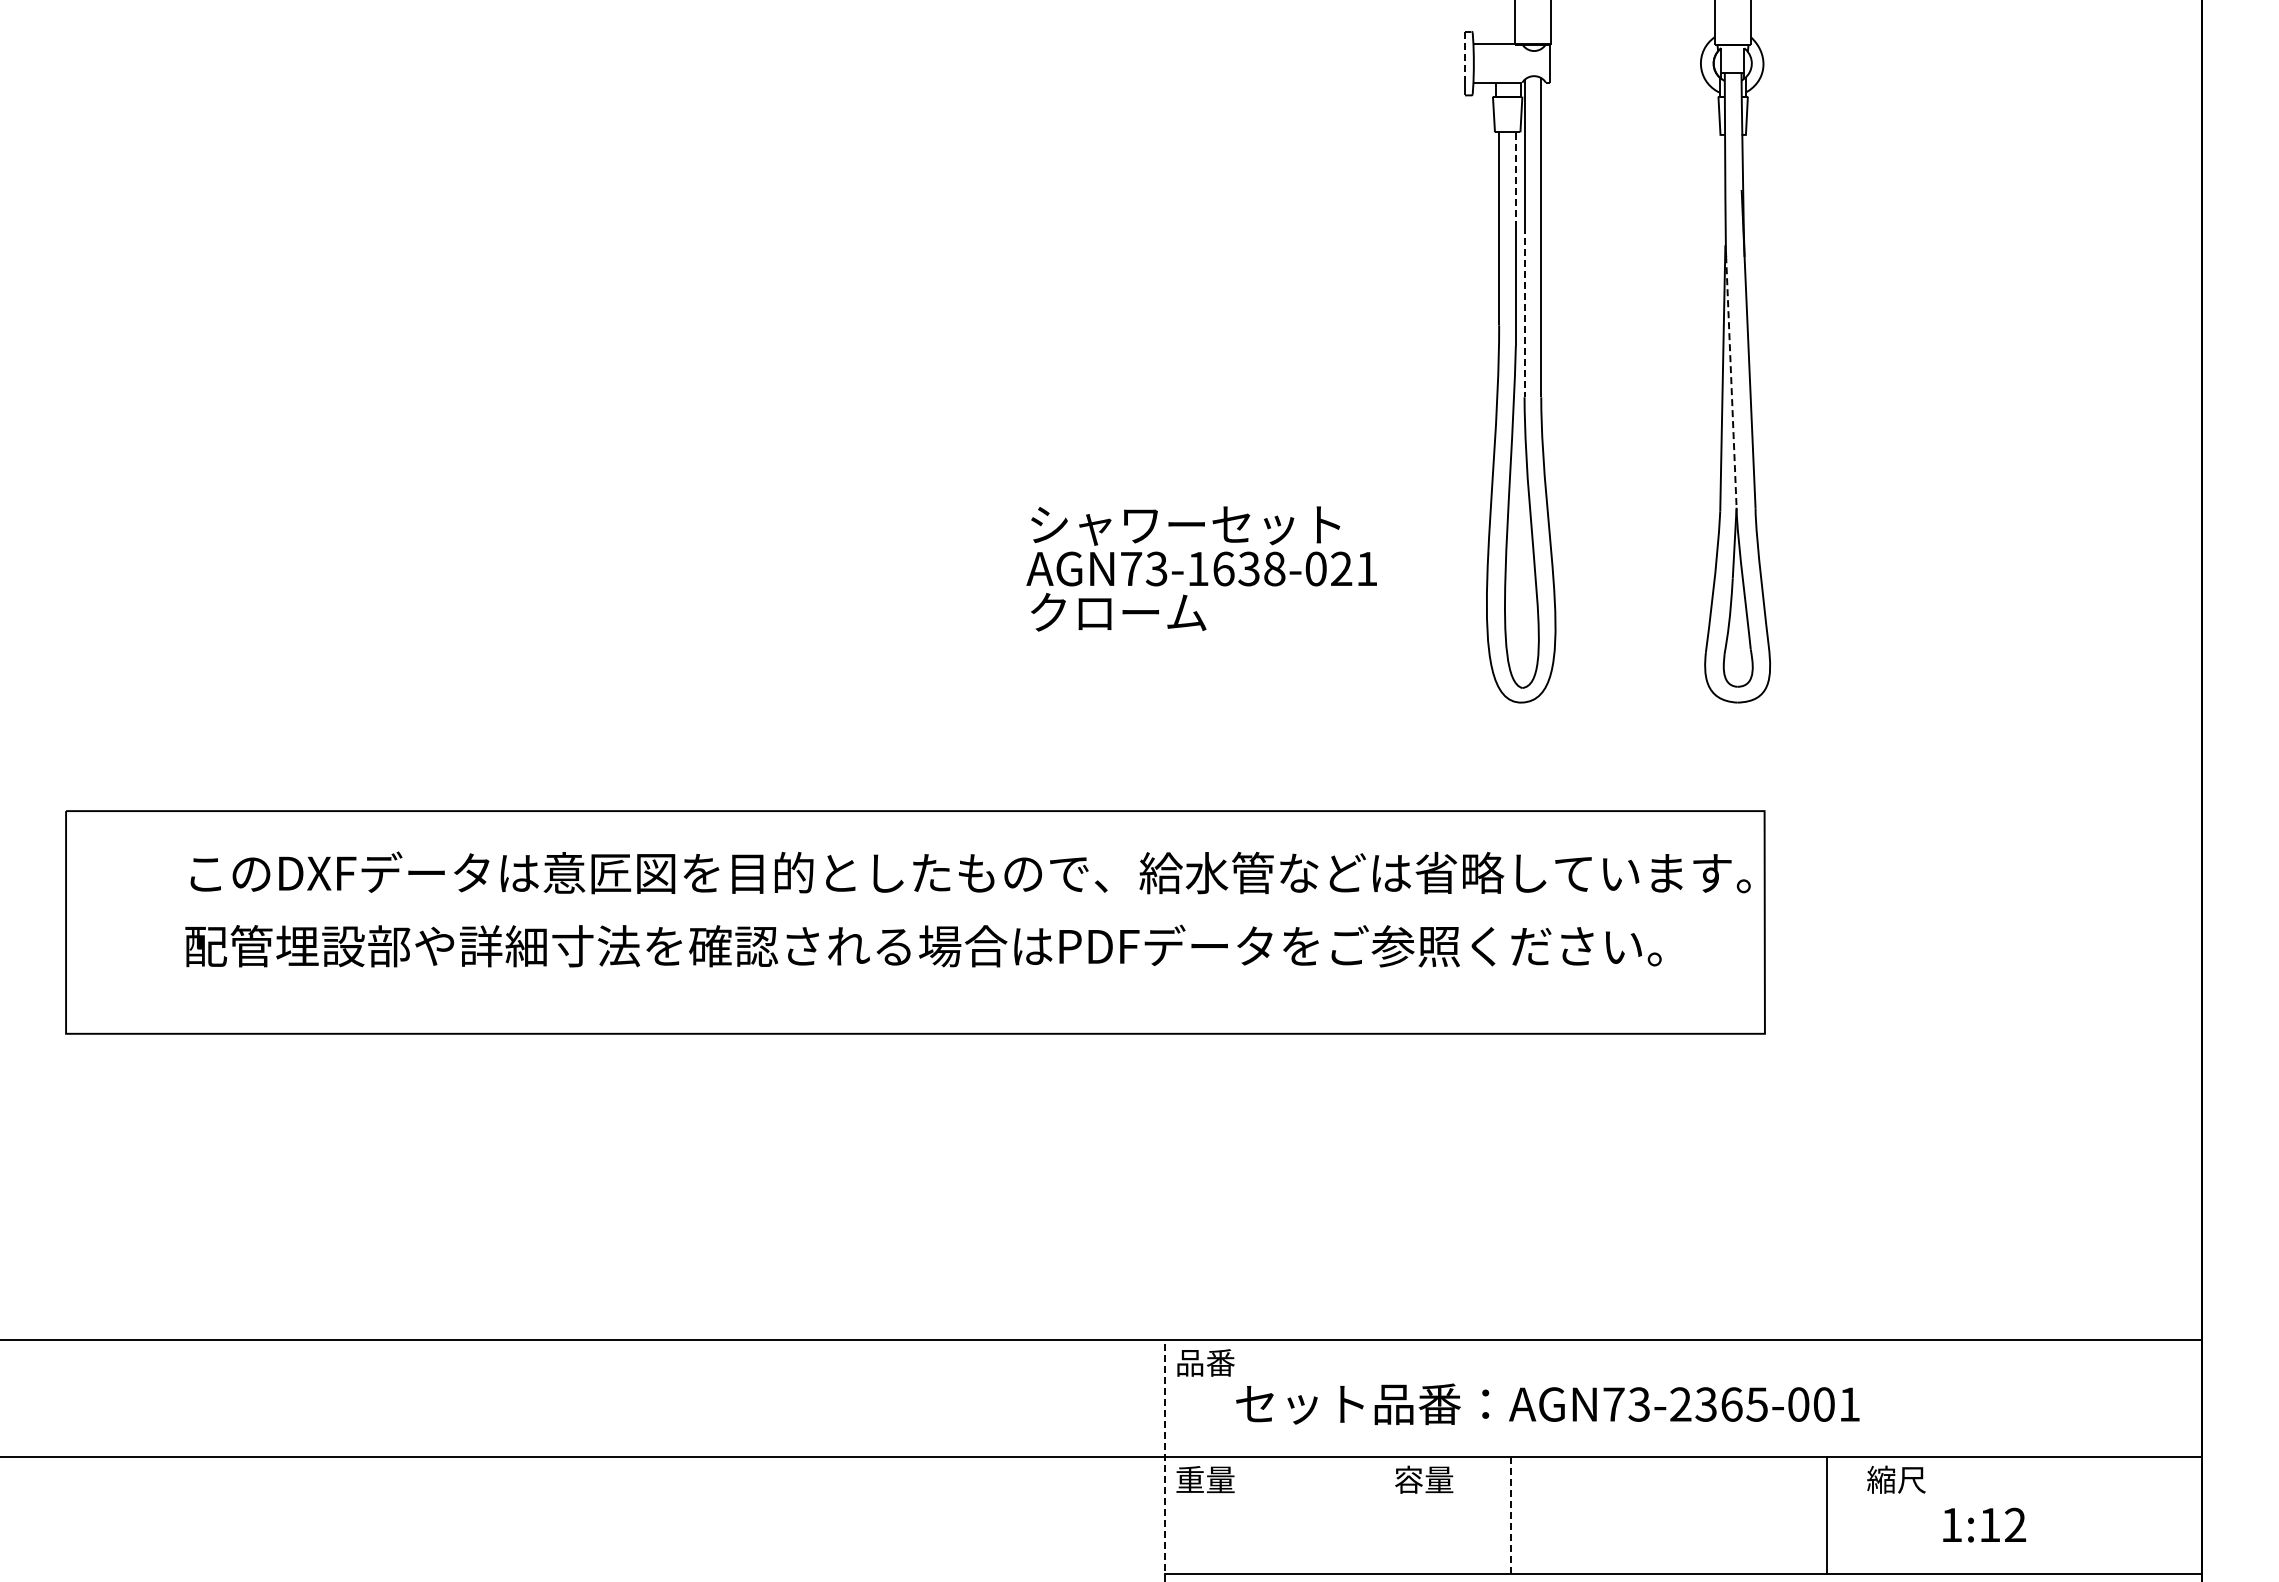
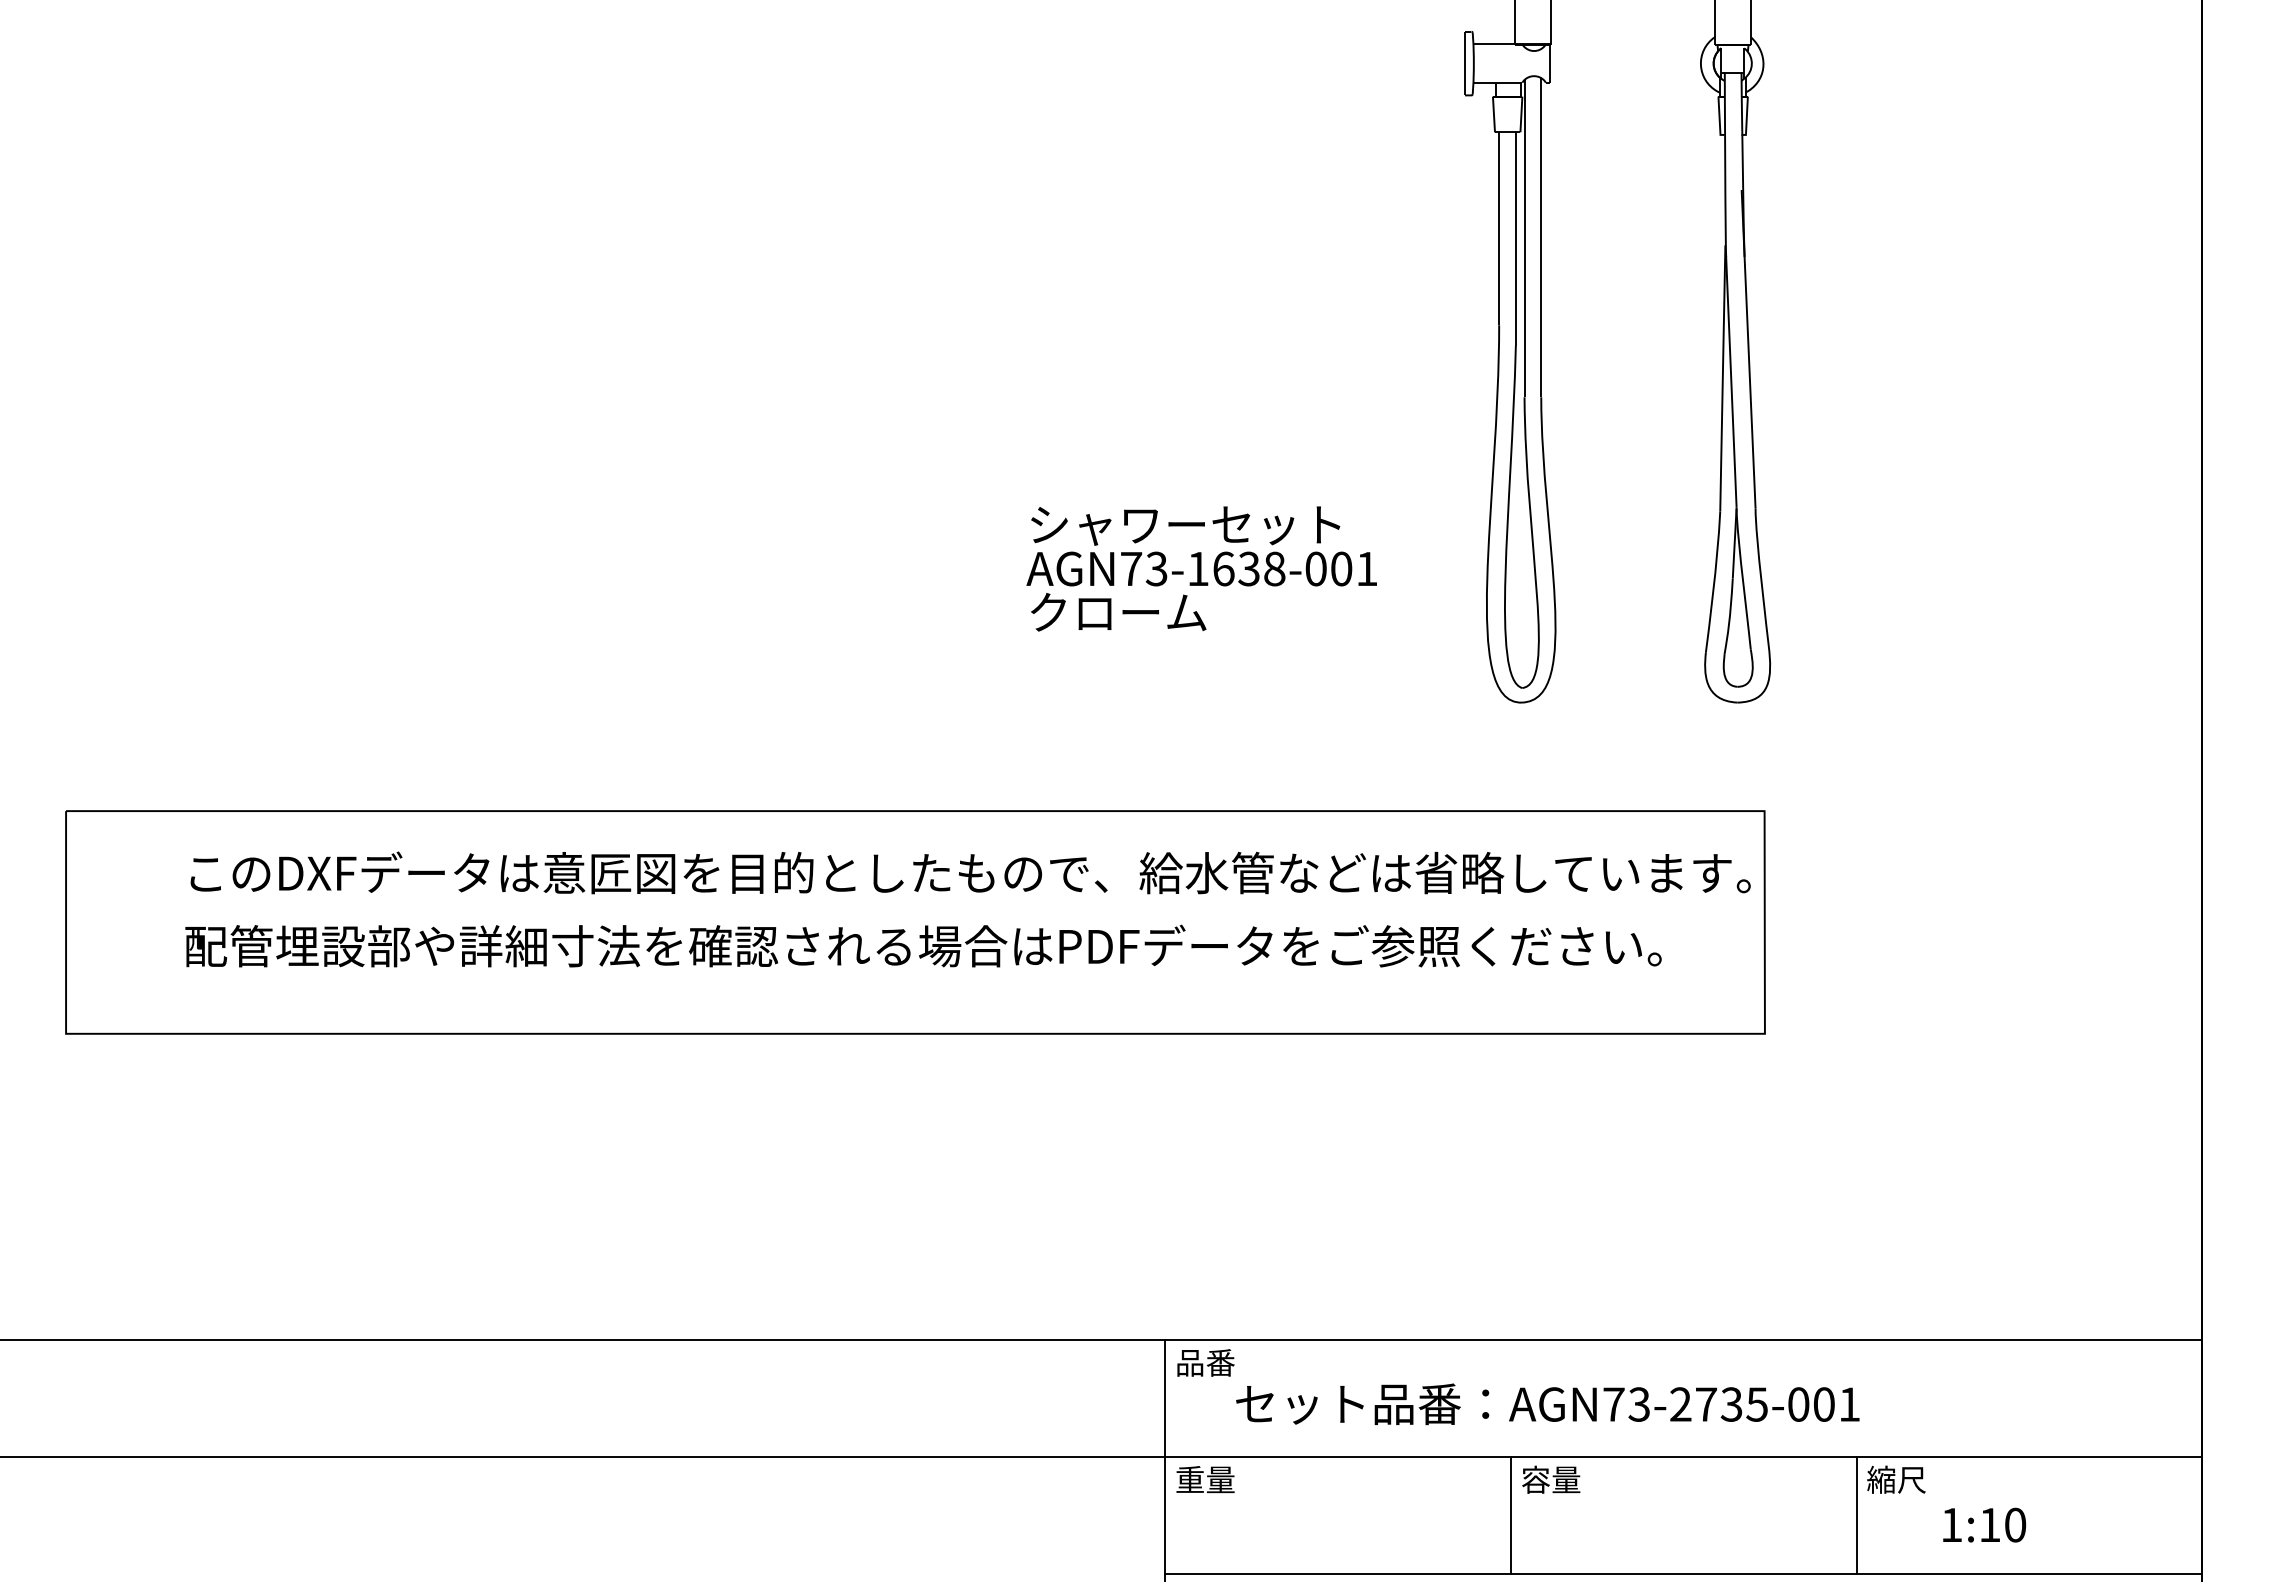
line: dashed -> solid (1464, 55)
line: dashed -> solid (1515, 180)
line: dashed -> solid (1524, 312)
line: dashed -> solid (1731, 382)
text: AGN73-1638-021 -> AGN73-1638-001 (1341, 568)
text: AGN73-2365-001 -> AGN73-2735-001 (1718, 1404)
line: dashed -> solid (1165, 1461)
text position: (1424, 1479) -> (1551, 1479) (1551, 1479)
line: dashed -> solid (1510, 1515)
line position: (1826, 1515) -> (1856, 1515) (1856, 1515)
text: 1:12 -> 1:10 (2015, 1524)
